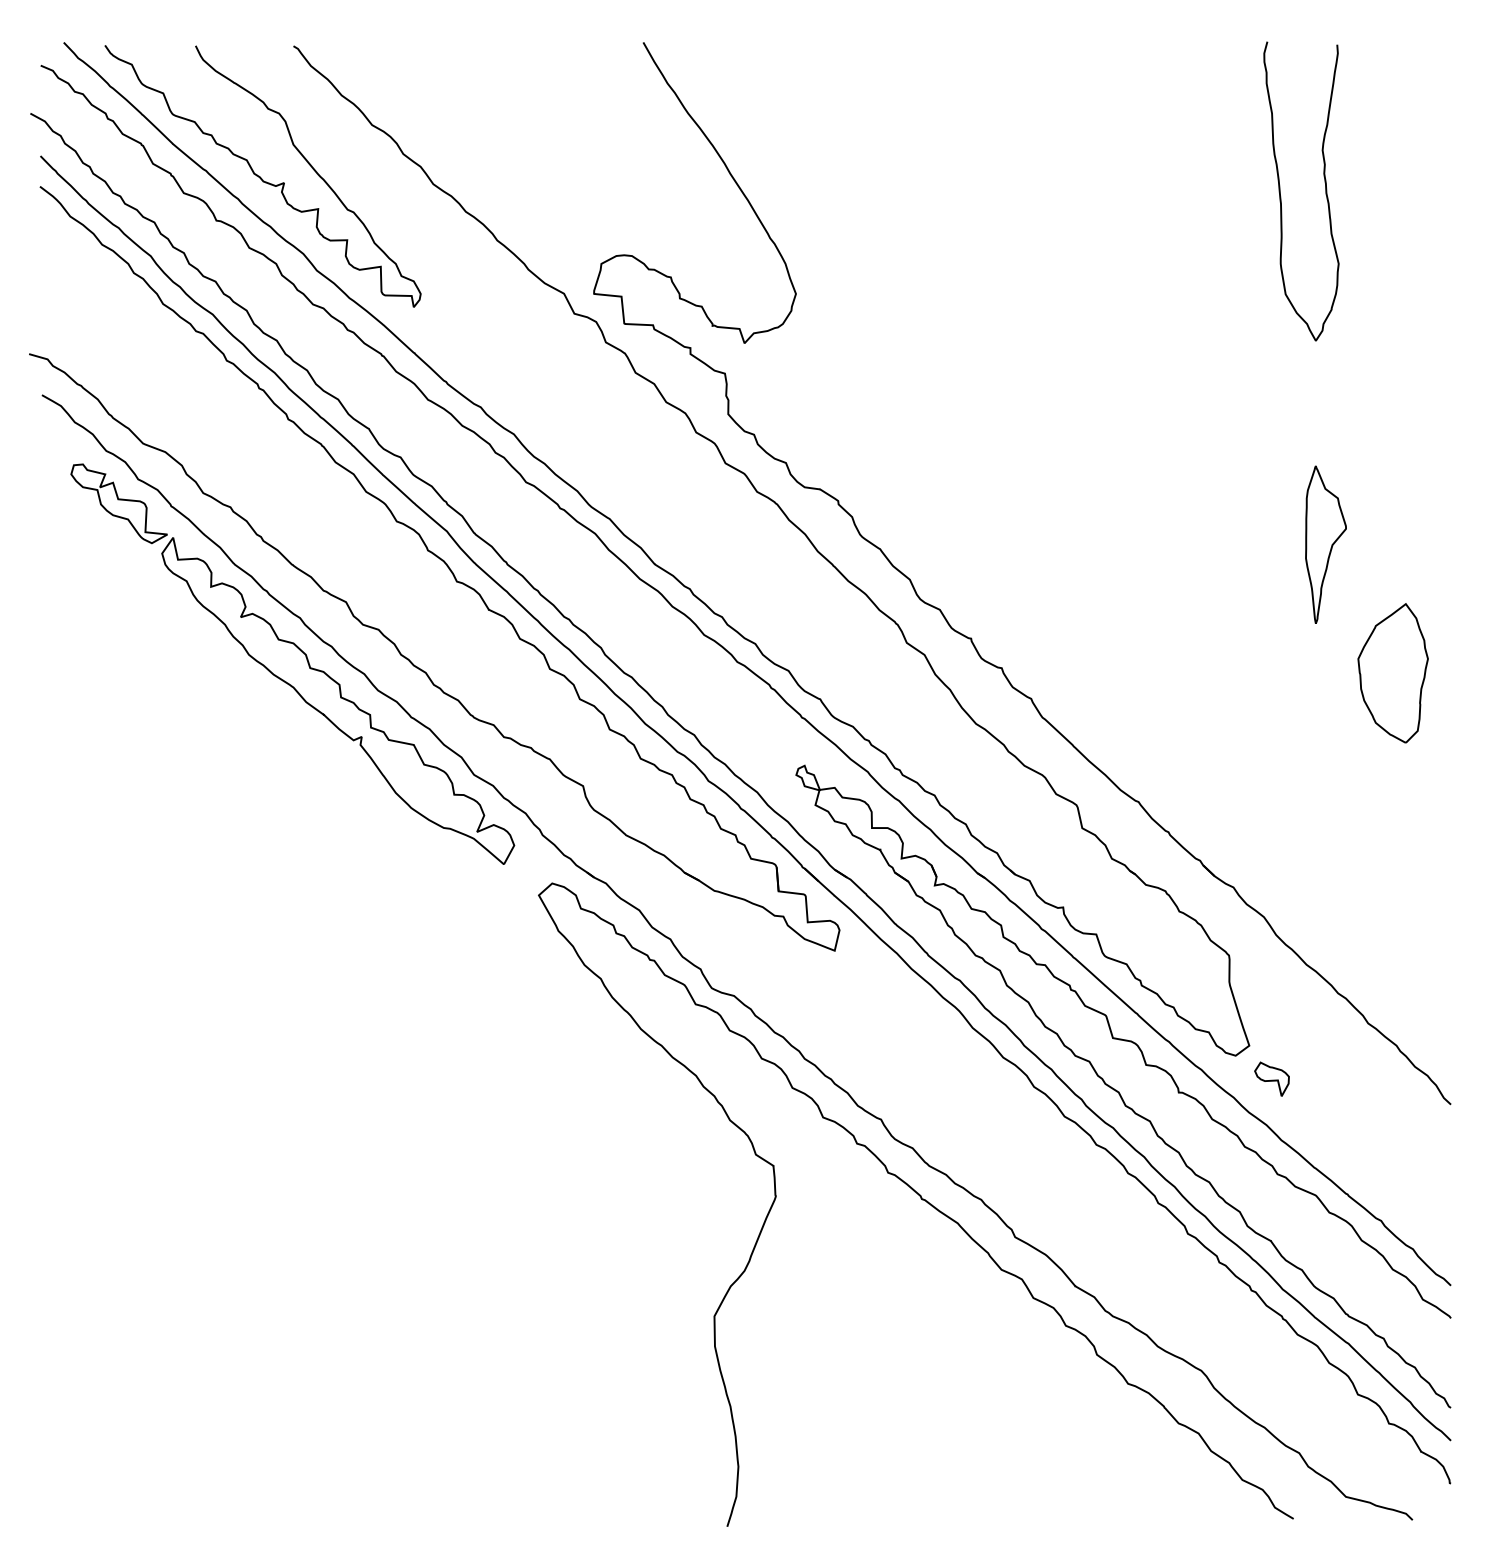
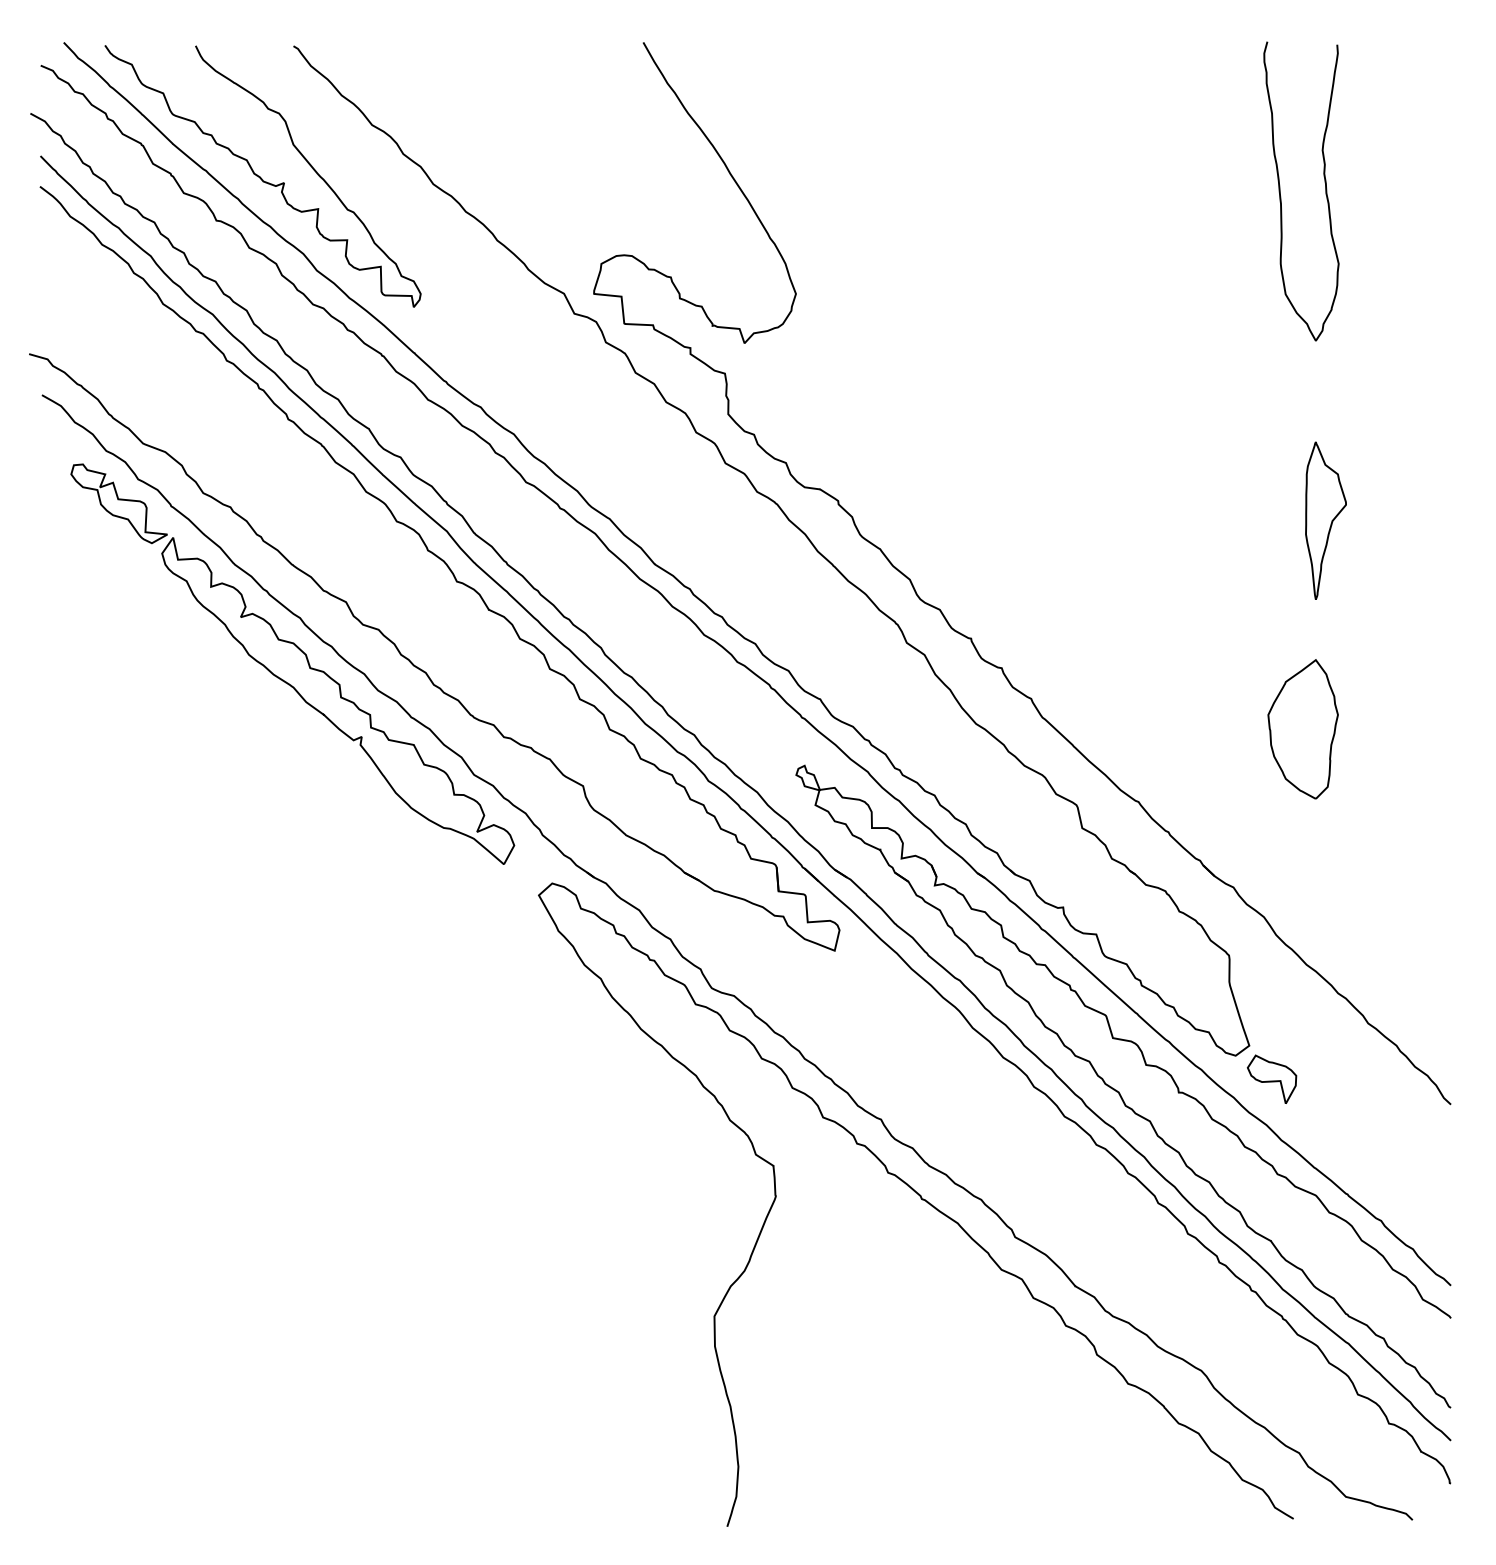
part position: (1325, 544) -> (1325, 520) (1325, 520)
part position: (1392, 673) -> (1302, 729) (1302, 729)
part size: 36x36 px -> 52x50 px (1271, 1078)
